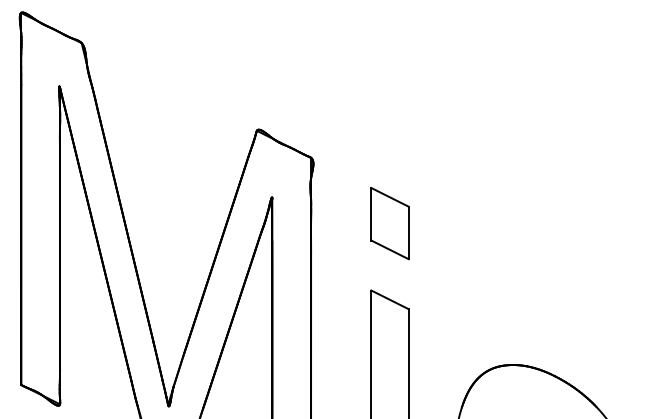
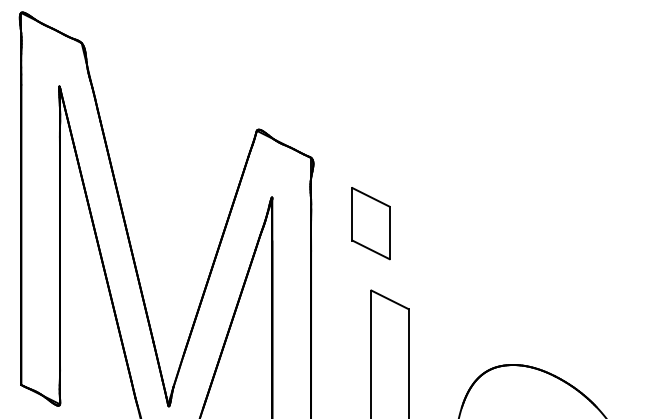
part position: (389, 223) -> (370, 223) (370, 223)
